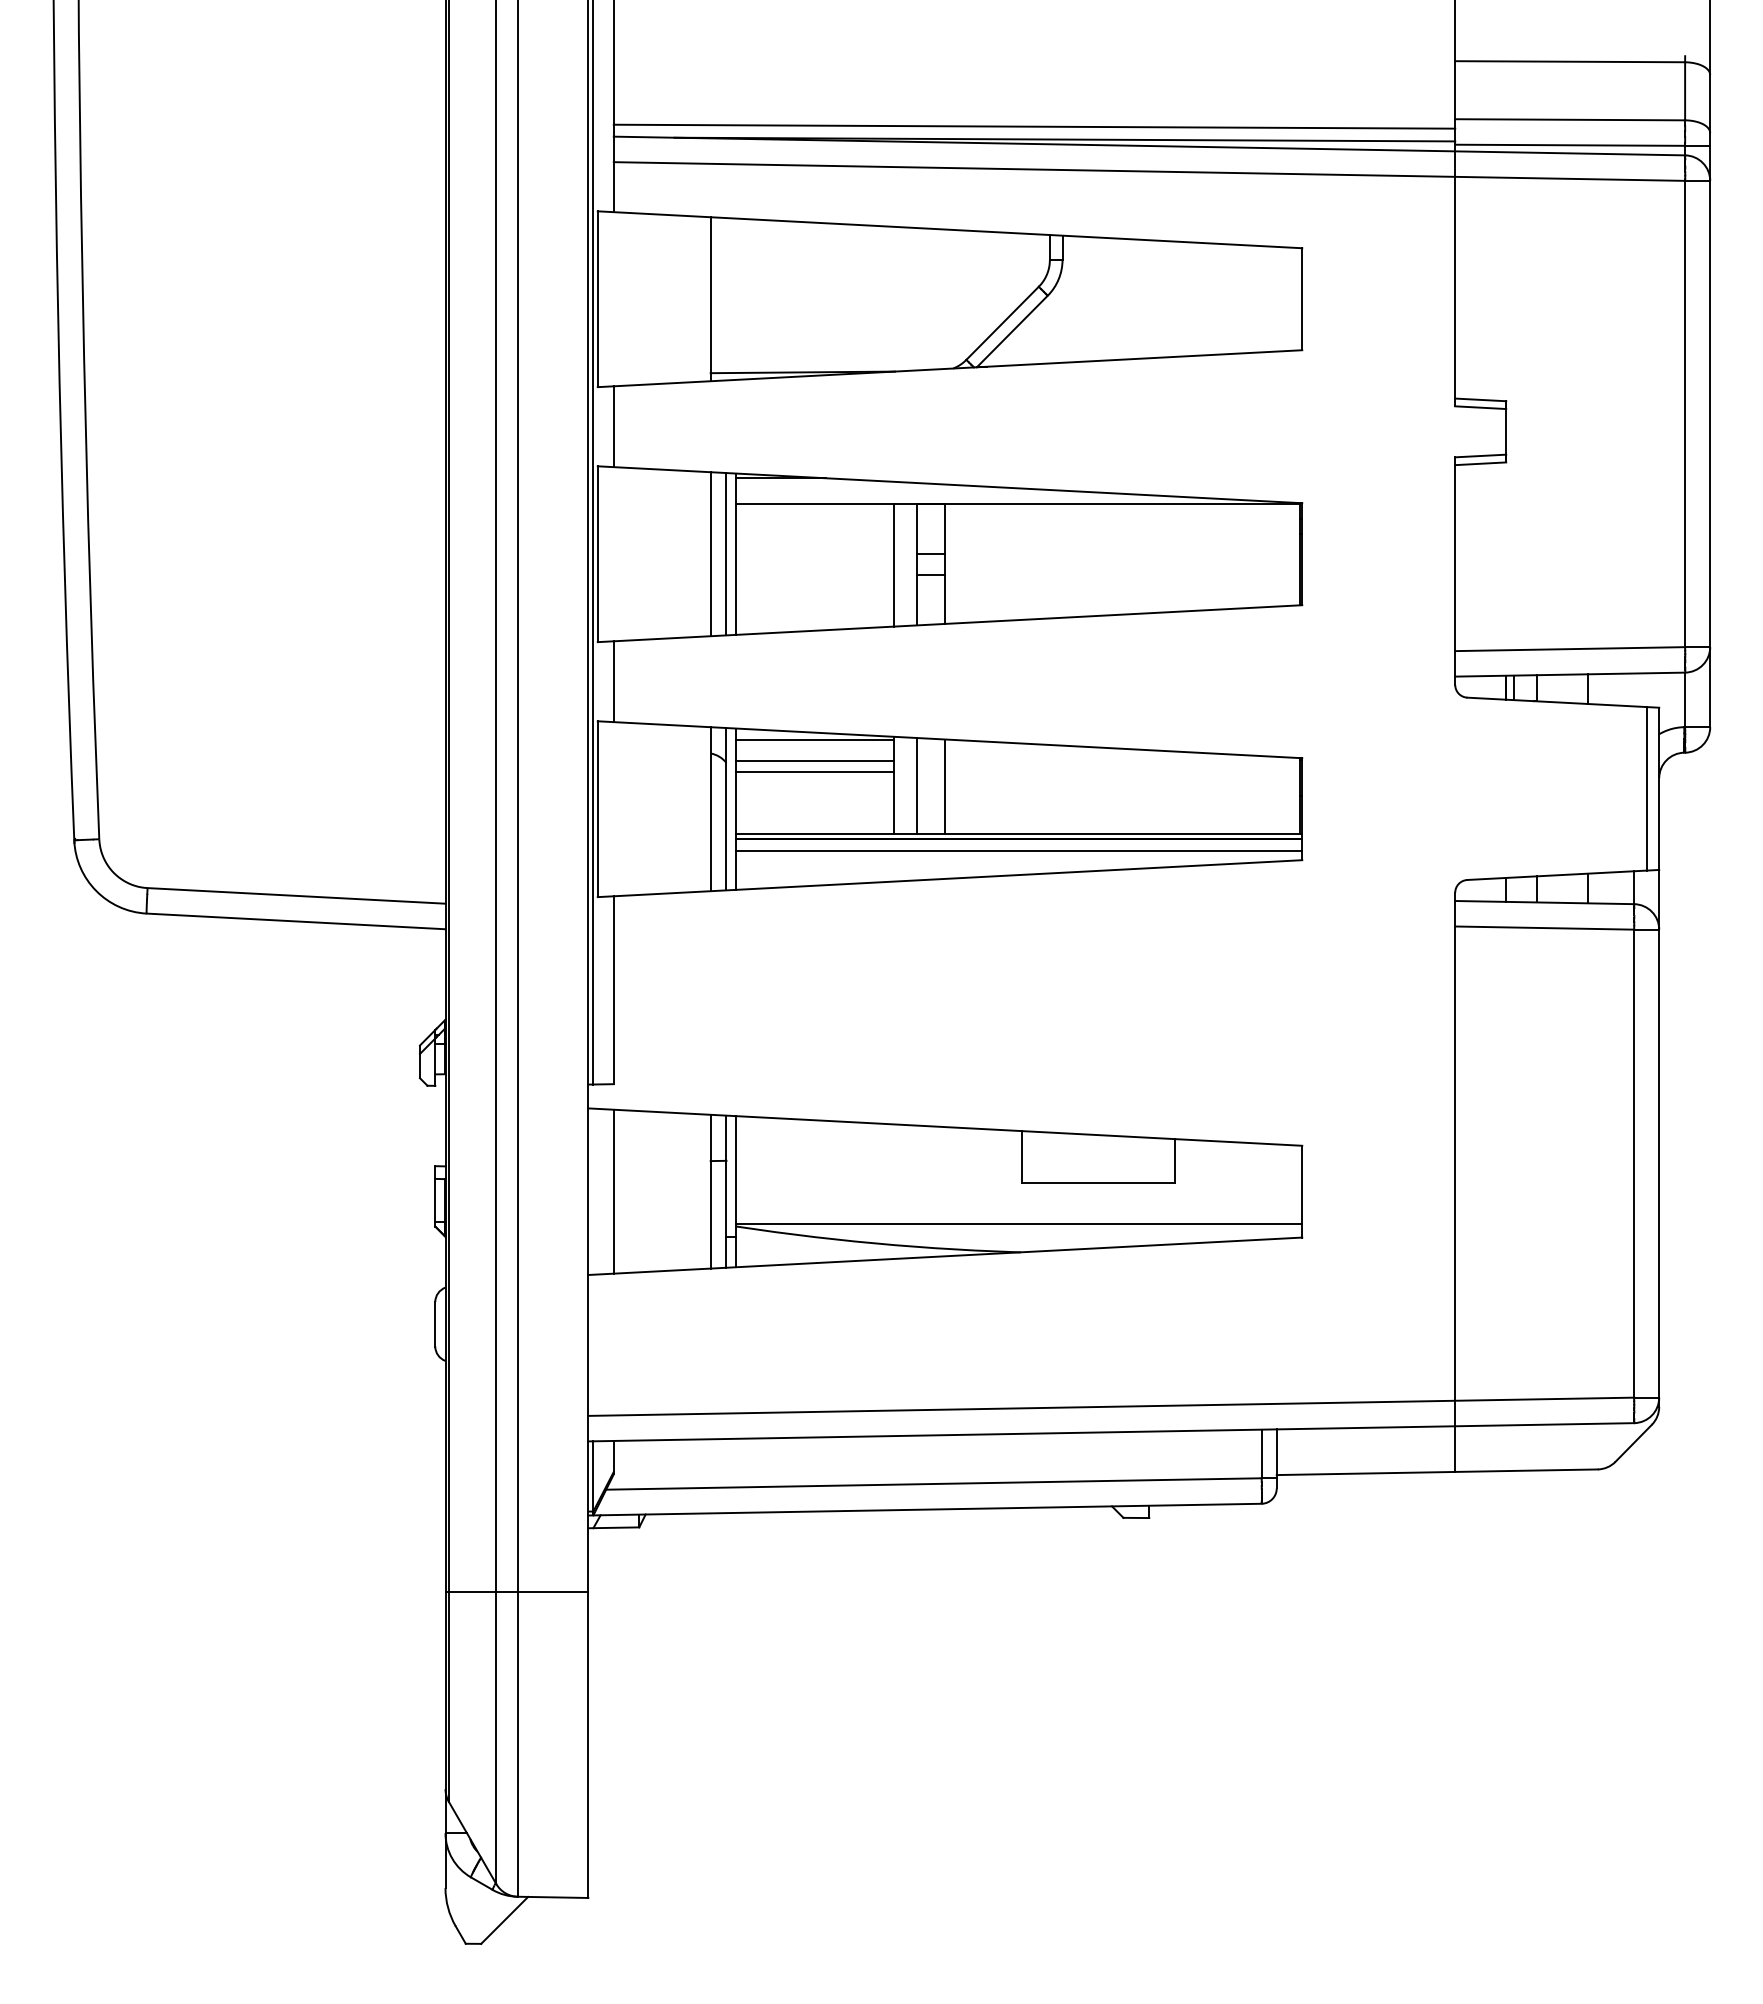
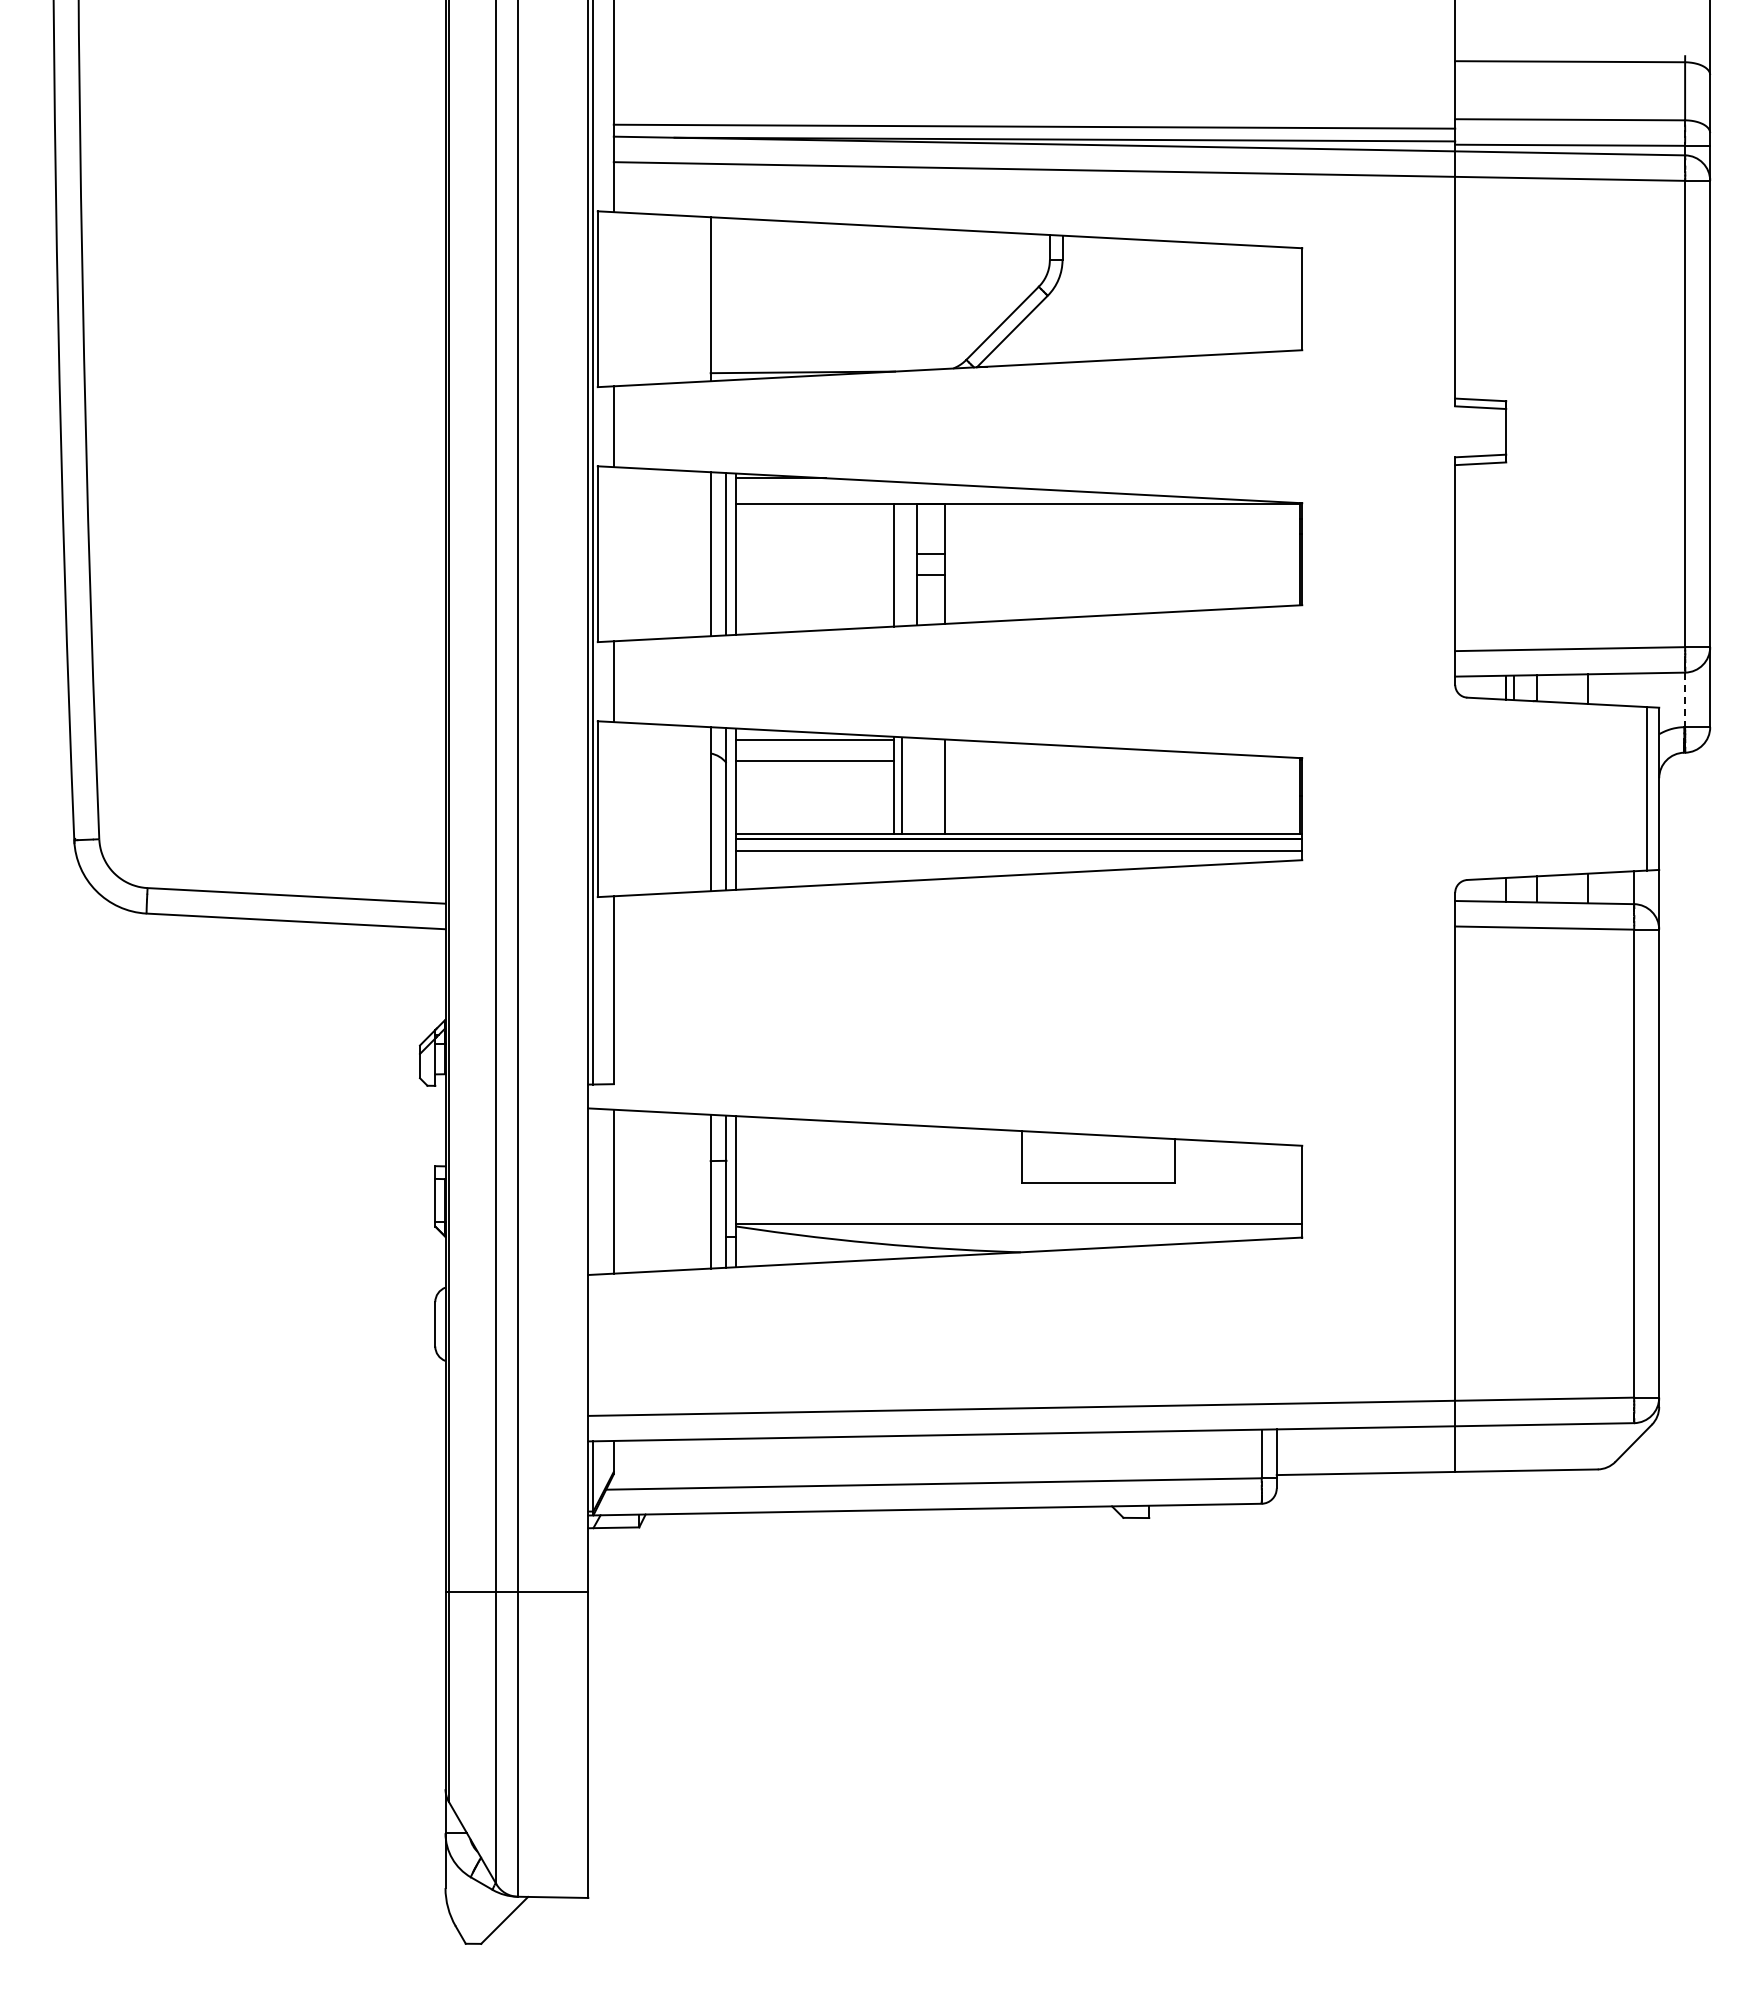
line: solid -> dashed (1685, 700)
line: present -> none (815, 772)
line position: (917, 785) -> (902, 785) (902, 785)
